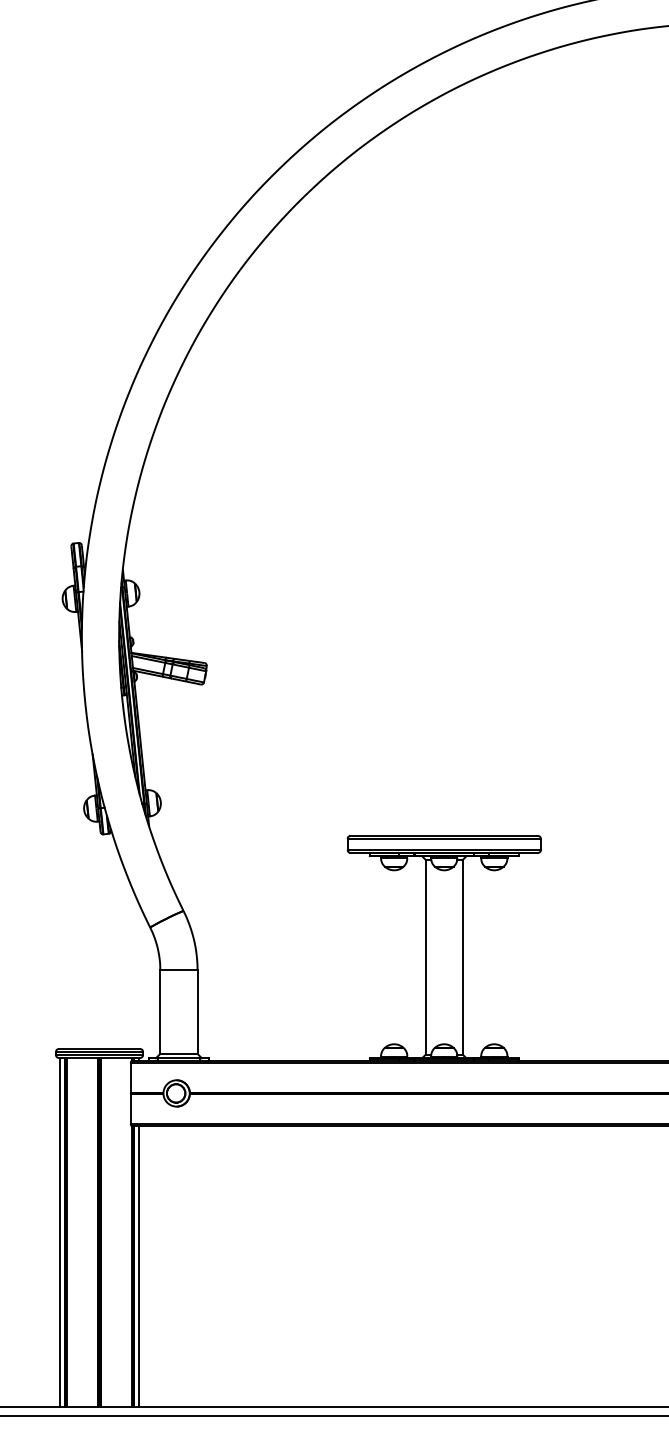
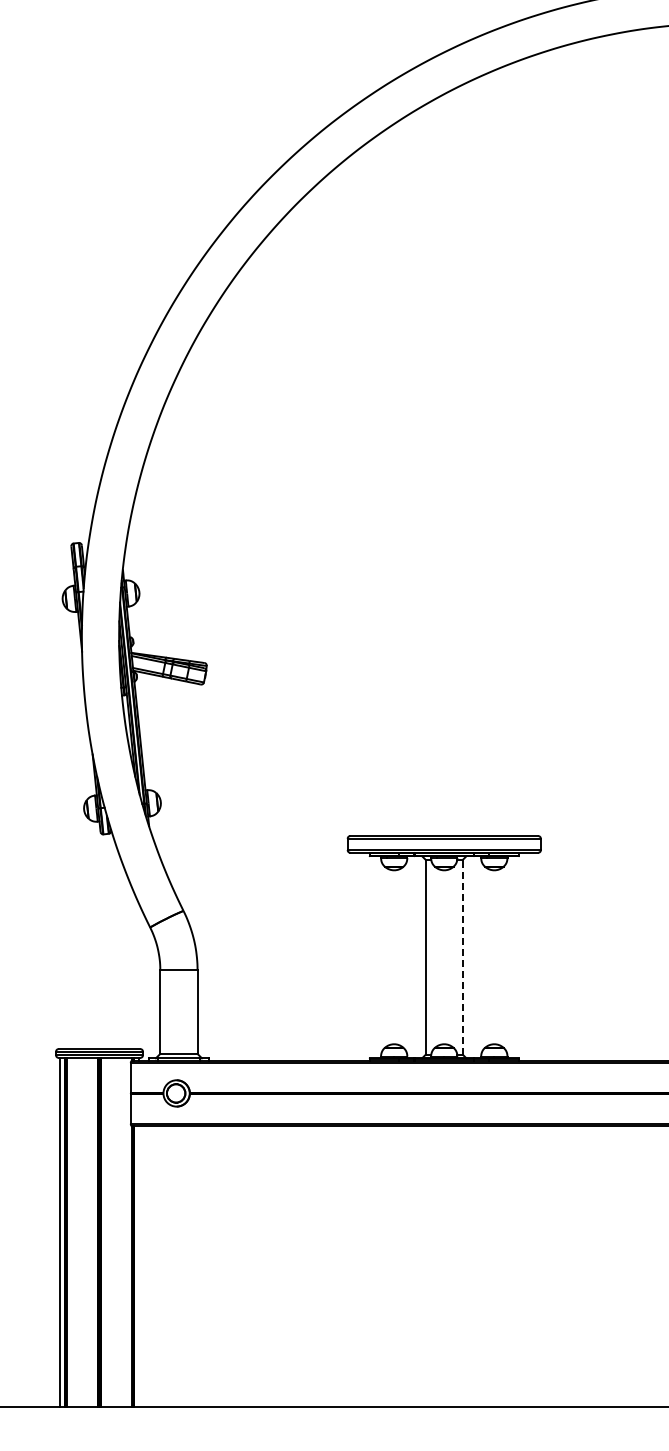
line: solid -> dashed (462, 956)
line: present -> none (138, 1266)
line: present -> none (333, 1416)
